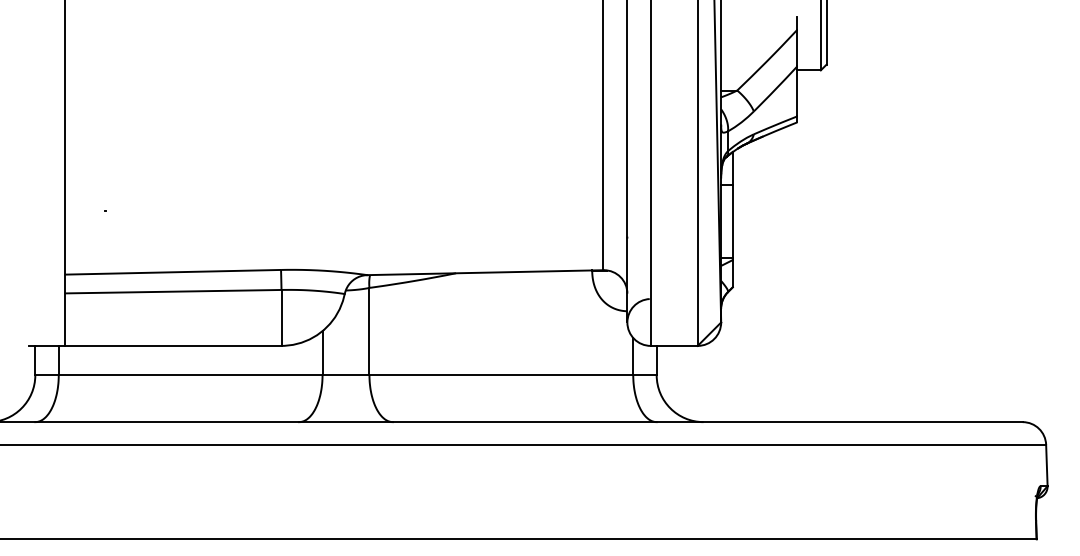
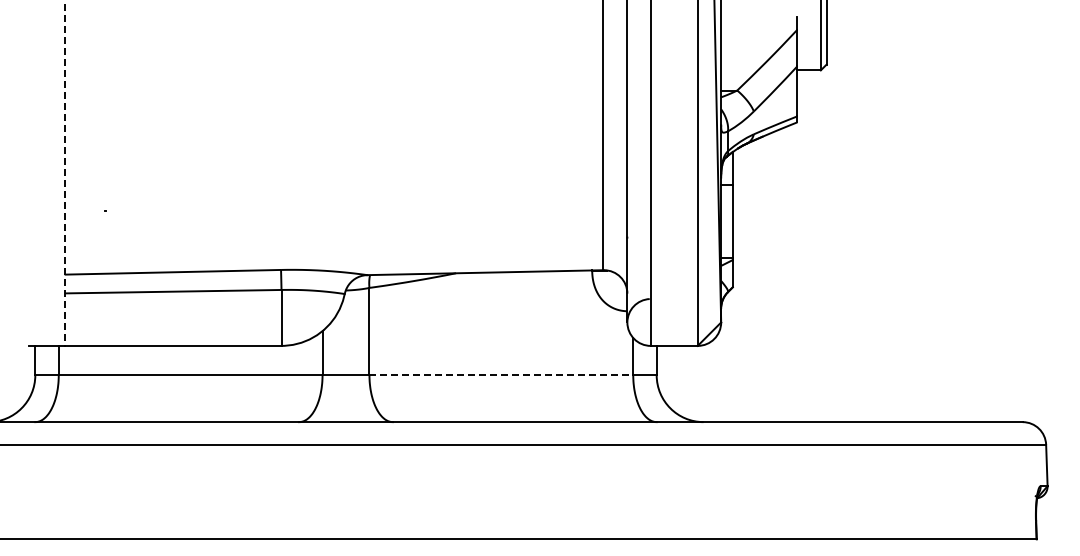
line: solid -> dashed (64, 173)
line: solid -> dashed (501, 375)
